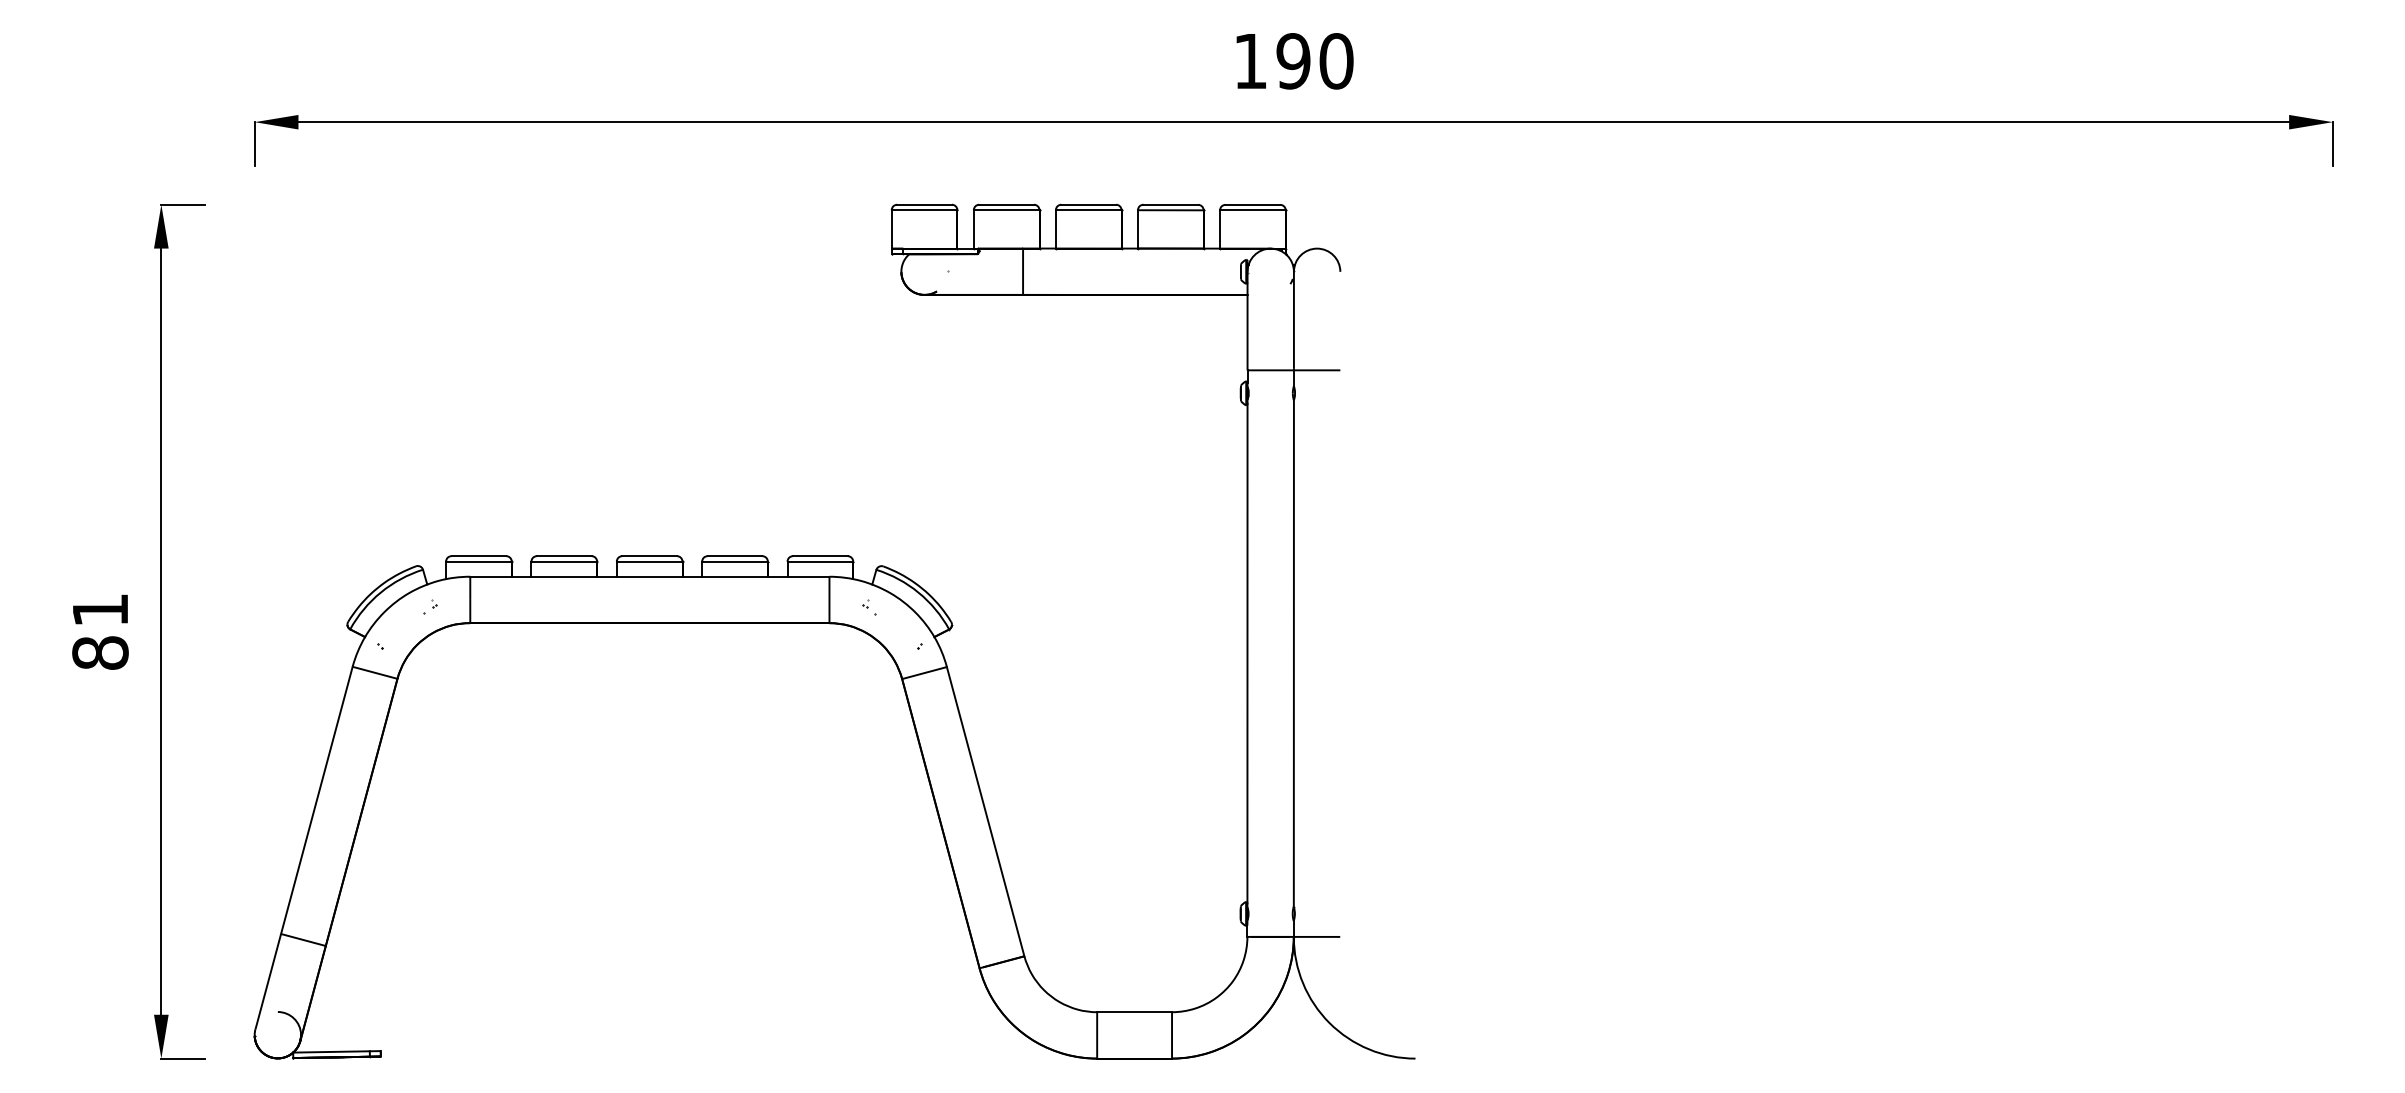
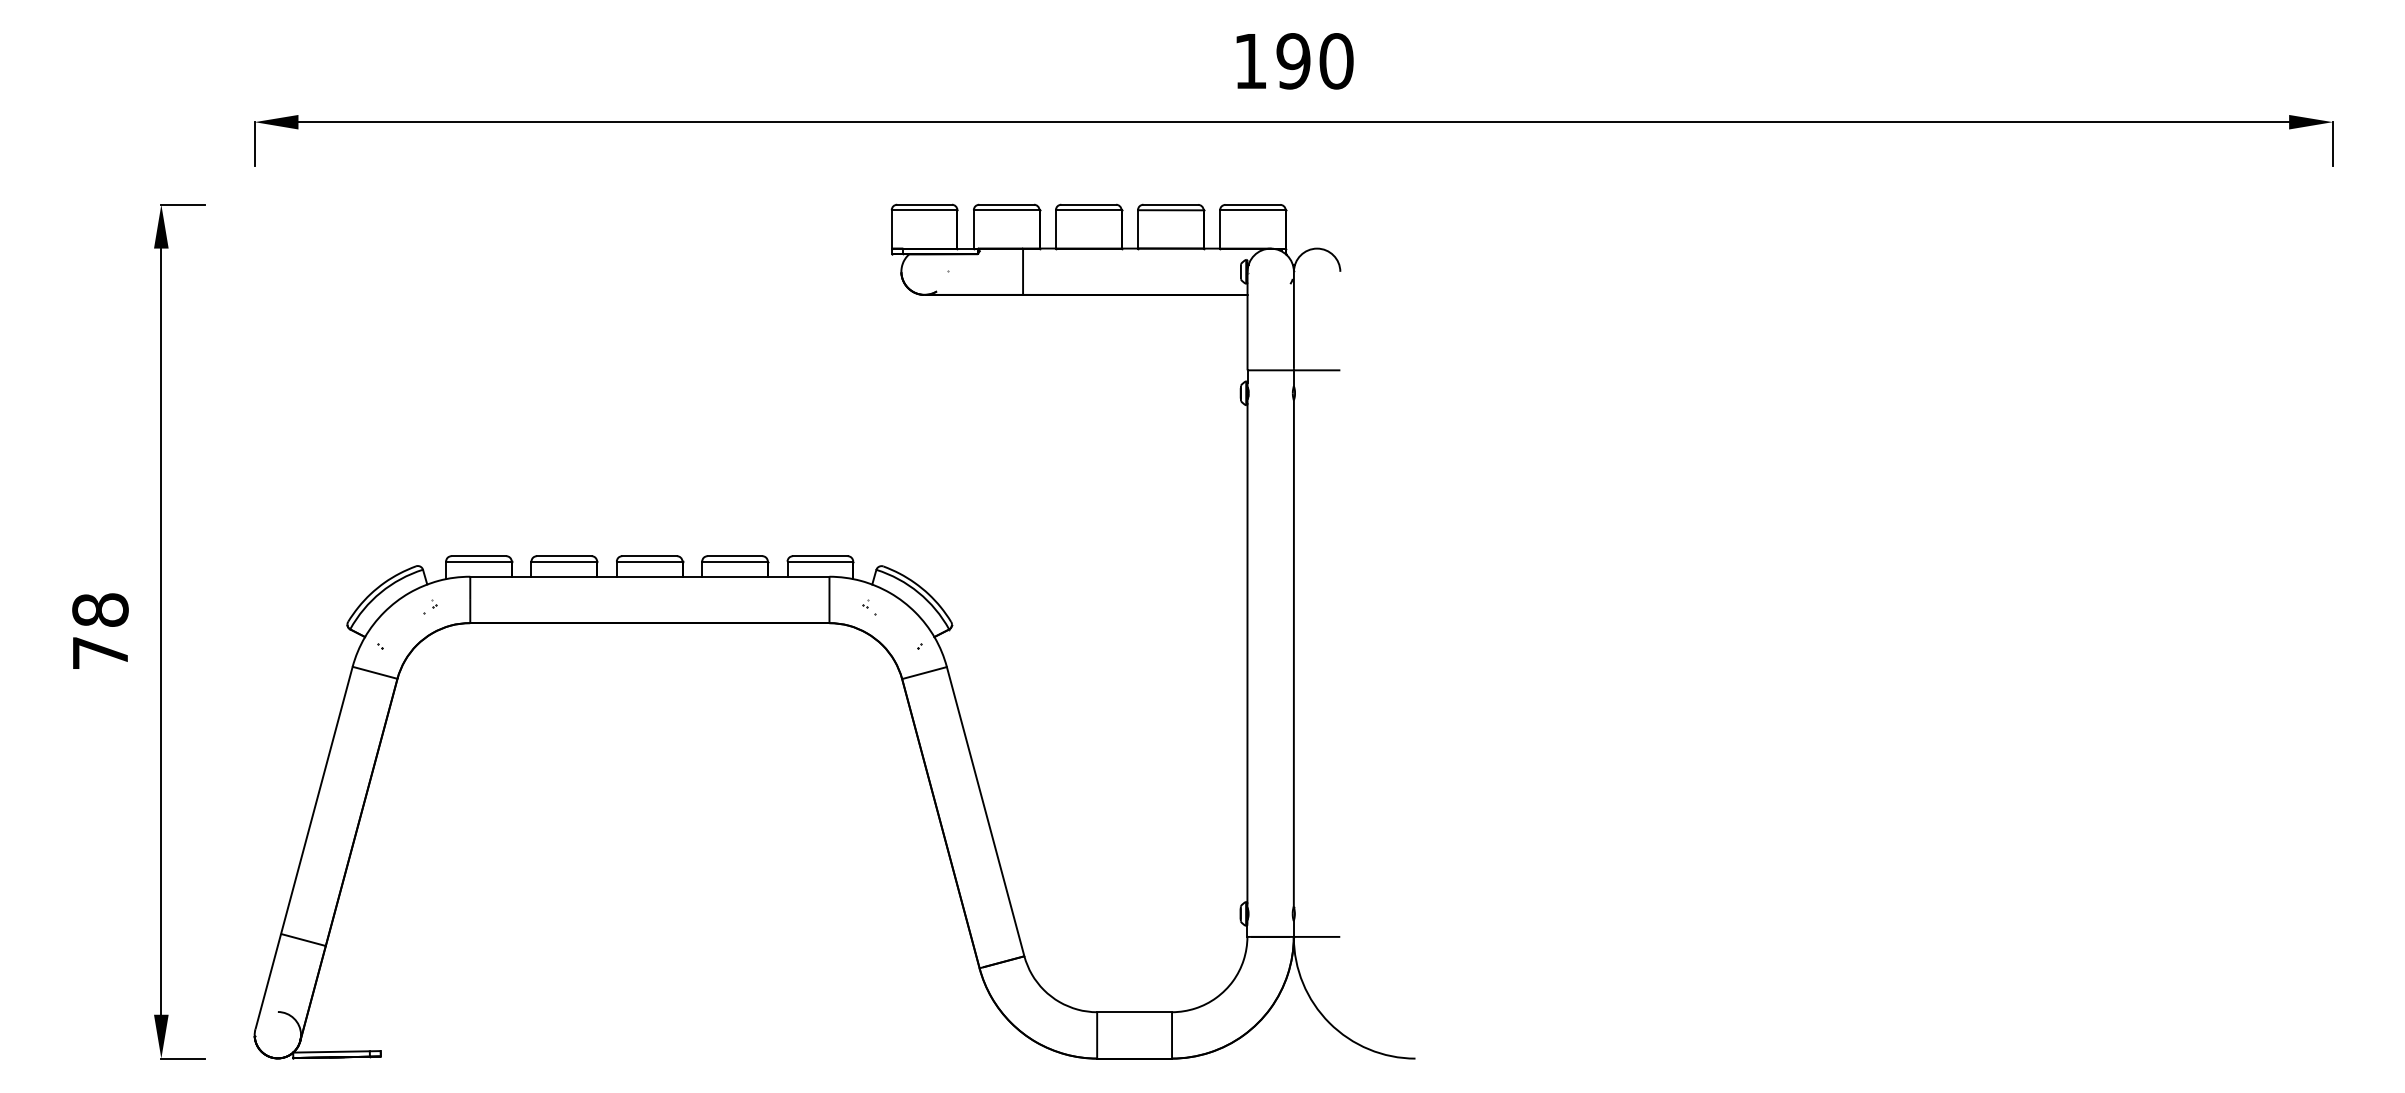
text: 81 -> 78 (100, 631)
